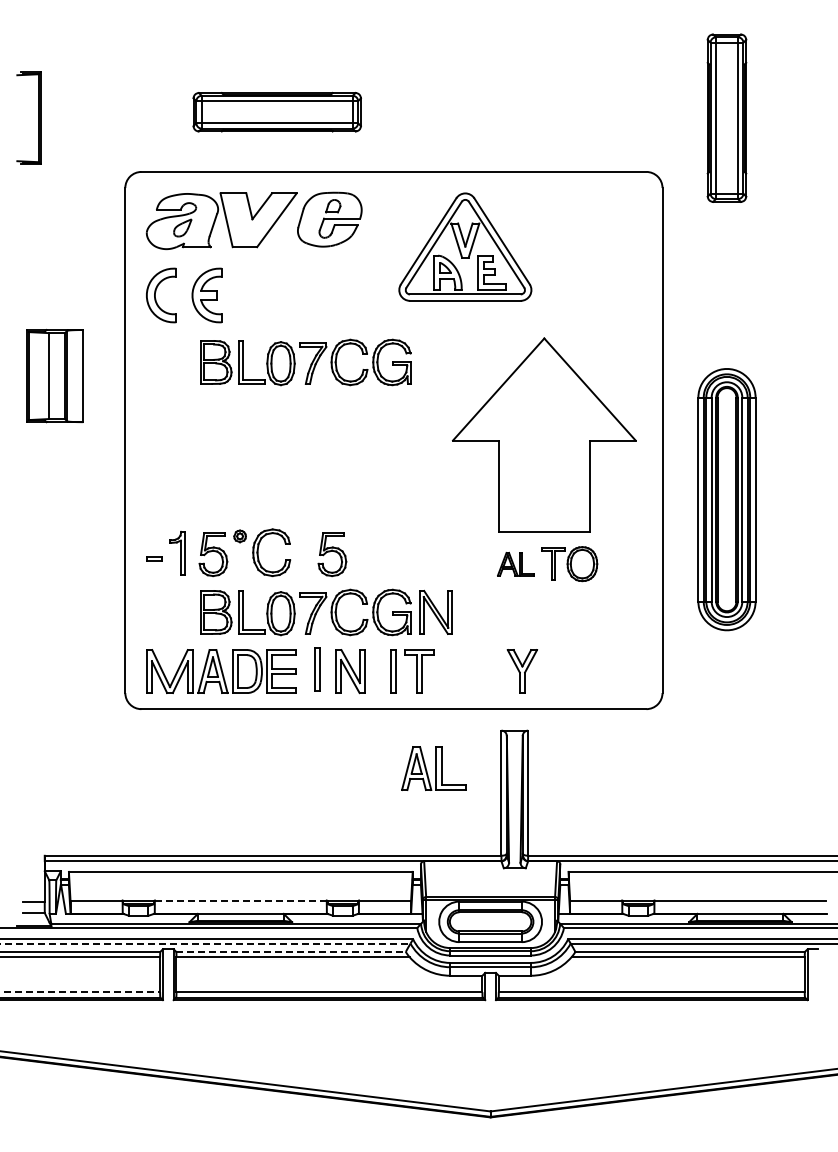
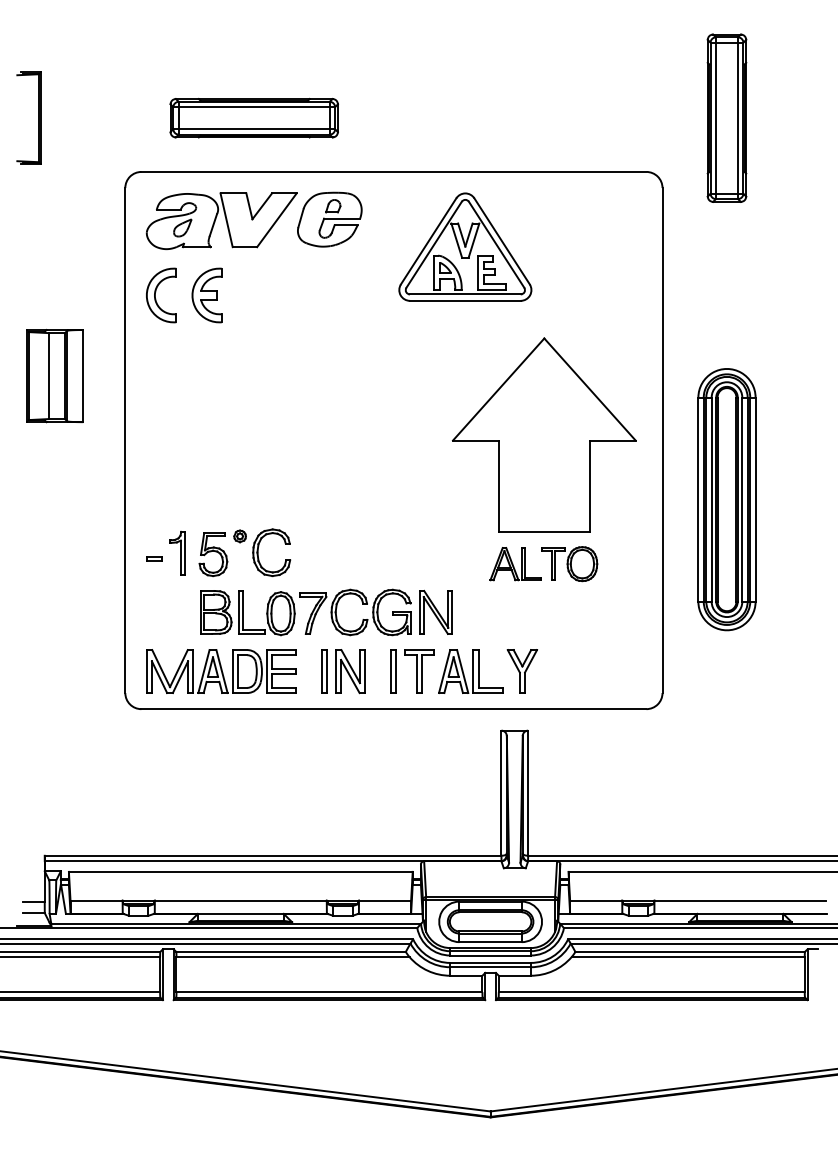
part position: (276, 112) -> (253, 118) (253, 118)
part: present -> none (305, 362)
part: present -> none (332, 554)
part size: 38x26 px -> 53x35 px (515, 564)
part position: (317, 669) -> (324, 671) (324, 671)
part position: (433, 768) -> (470, 671) (470, 671)
line: dashed -> solid (240, 900)
line: dashed -> solid (205, 943)
line: dashed -> solid (291, 951)
line: dashed -> solid (80, 992)
